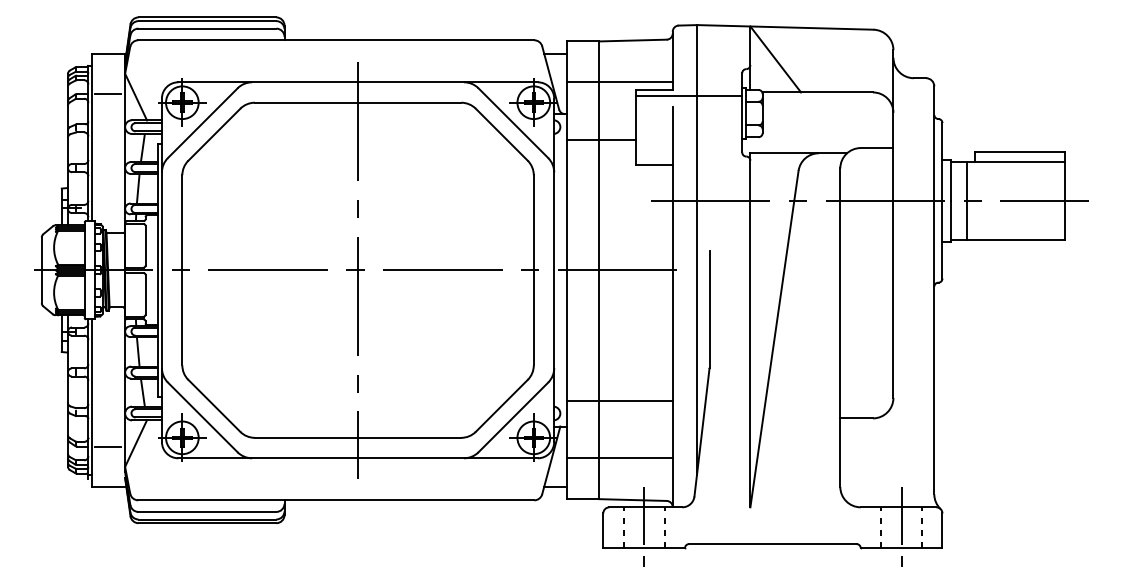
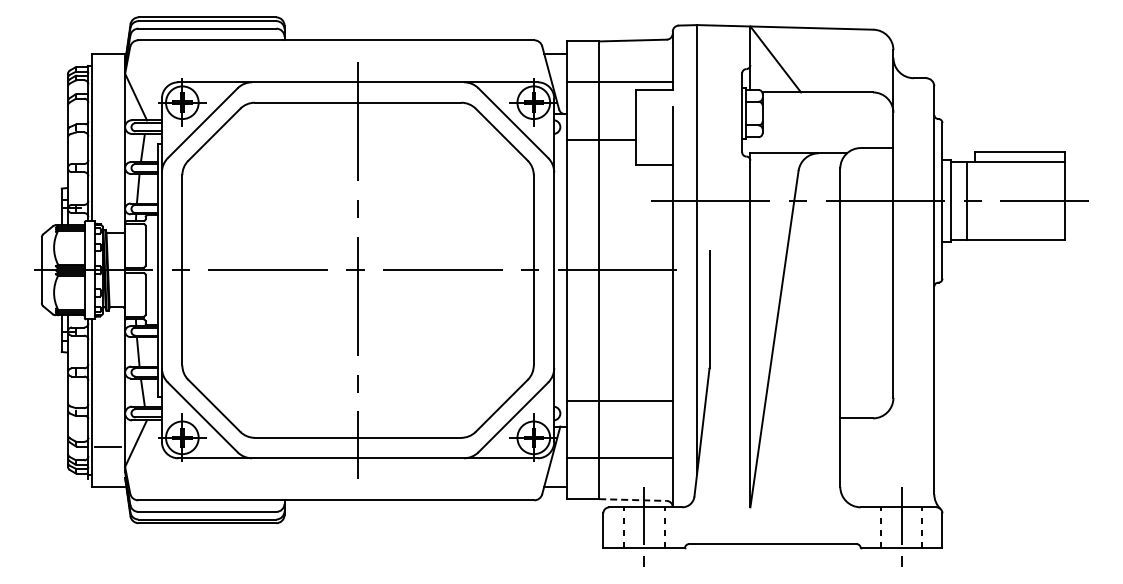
line: present -> none (107, 93)
line: present -> none (688, 96)
line: solid -> dashed (632, 500)
